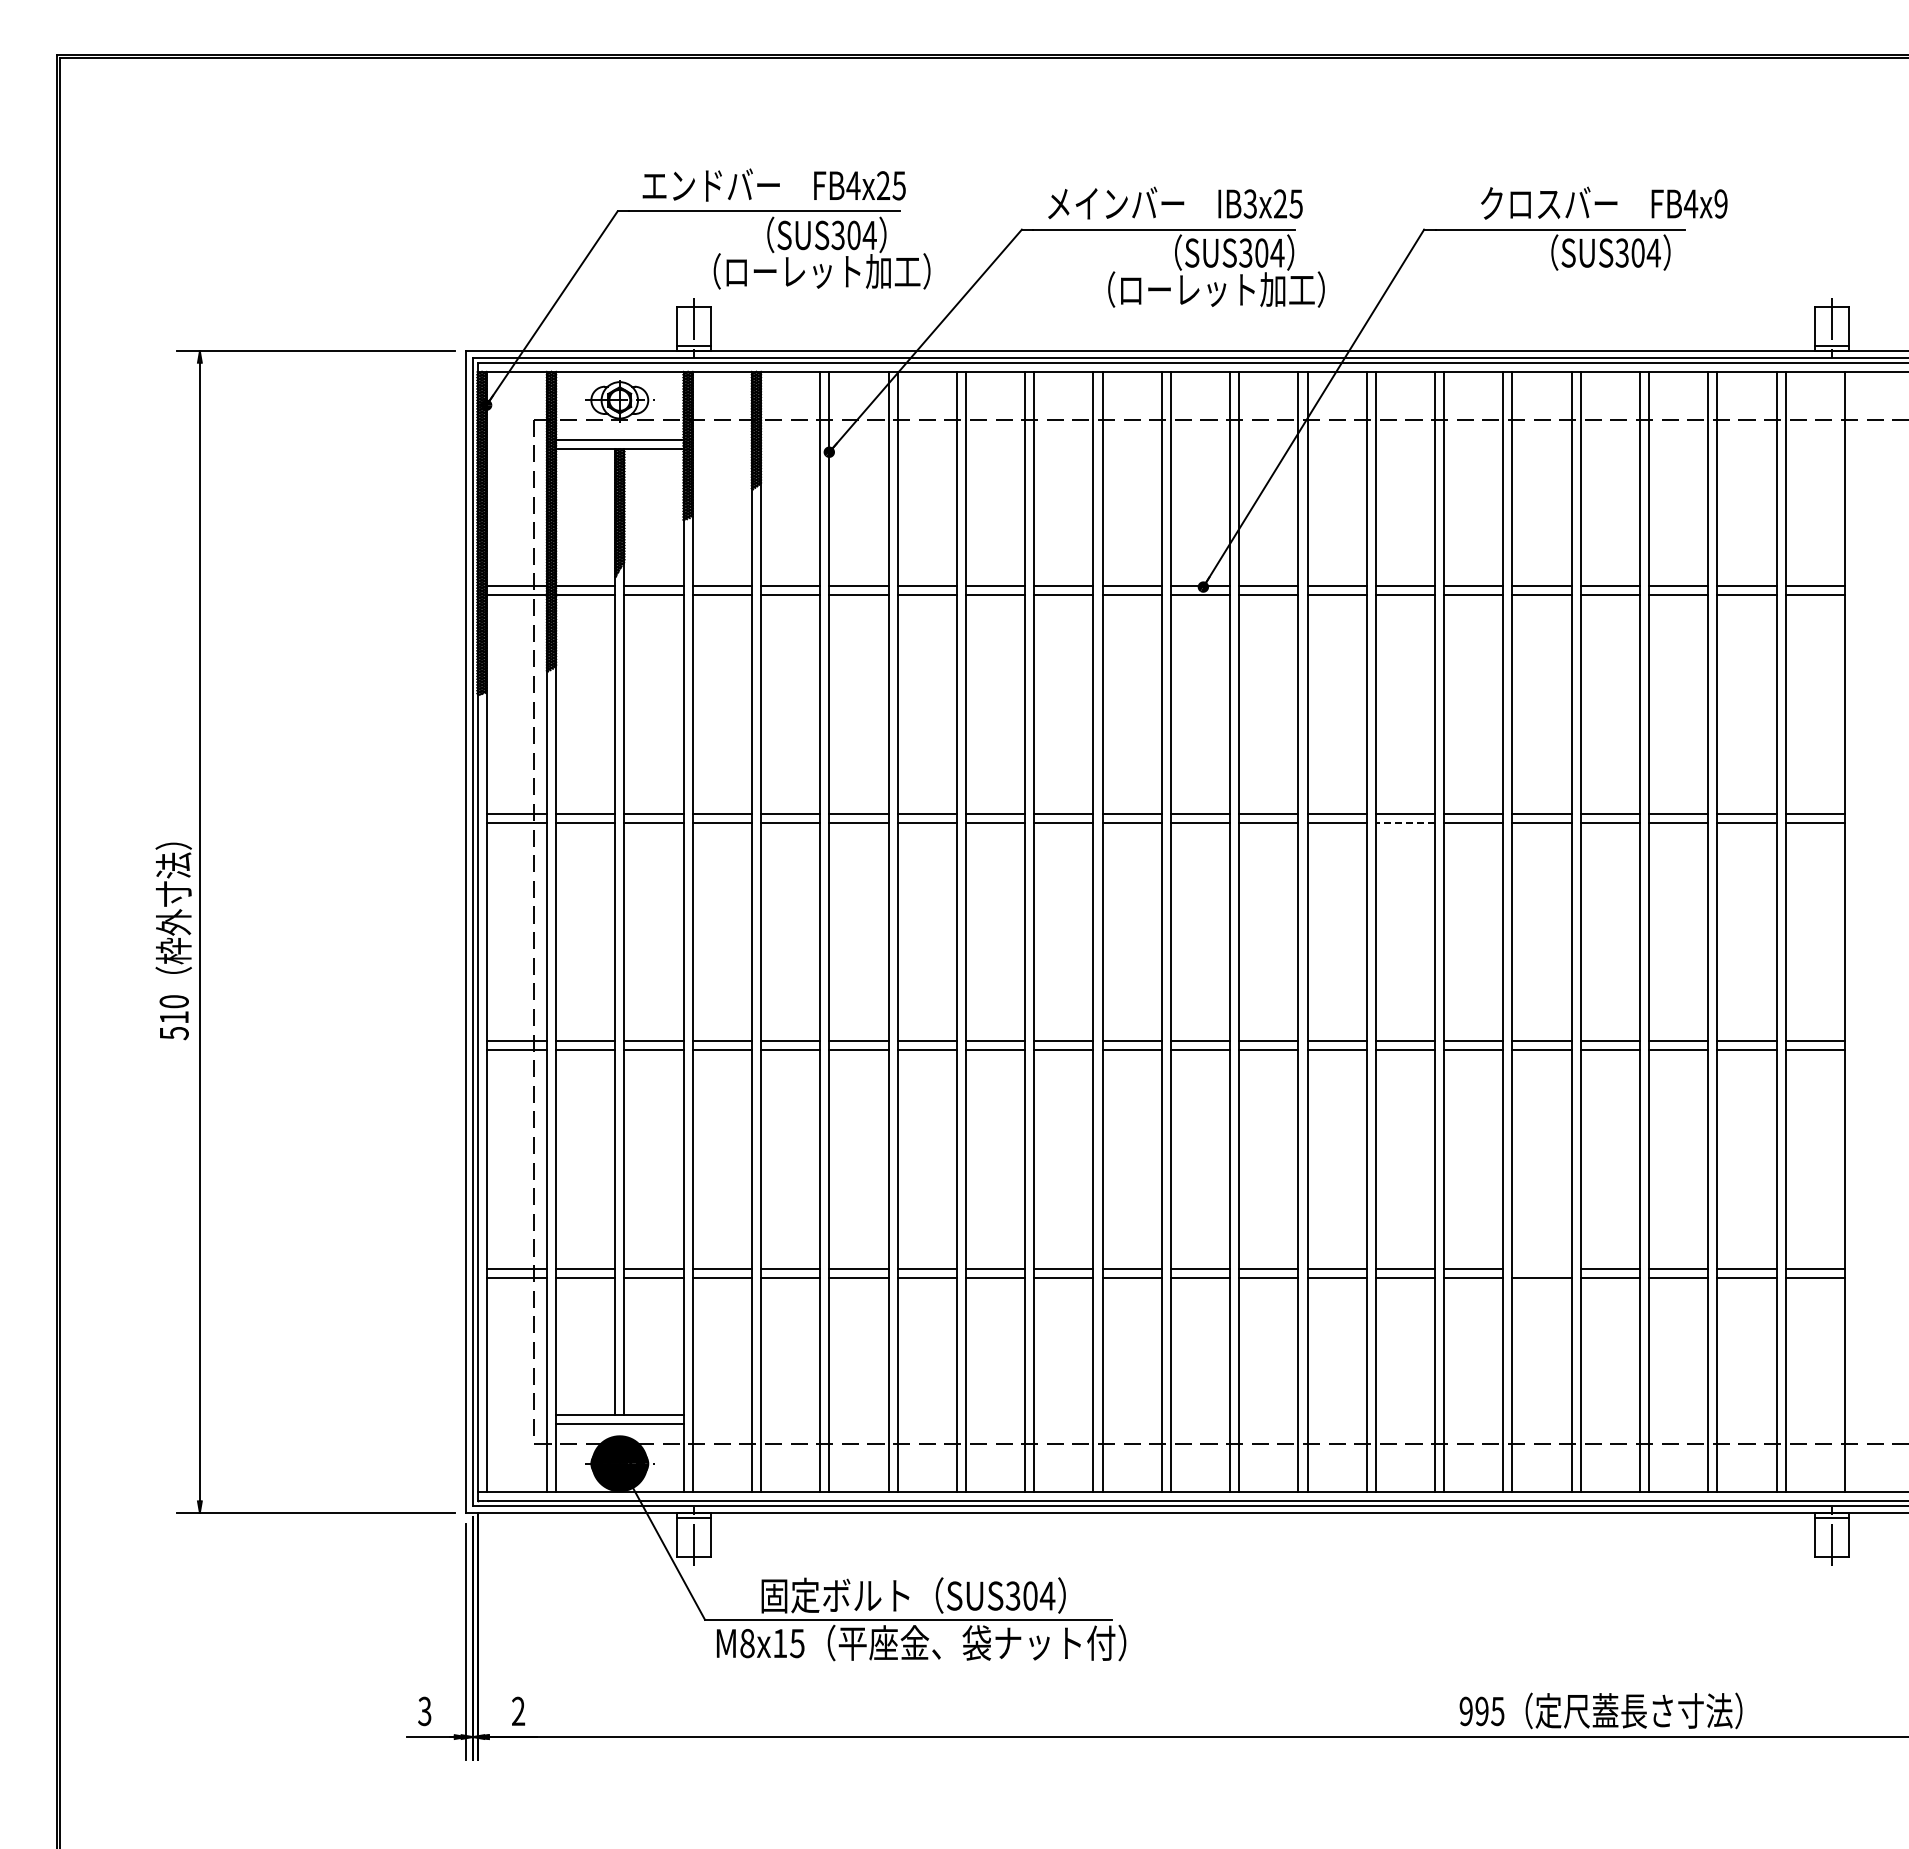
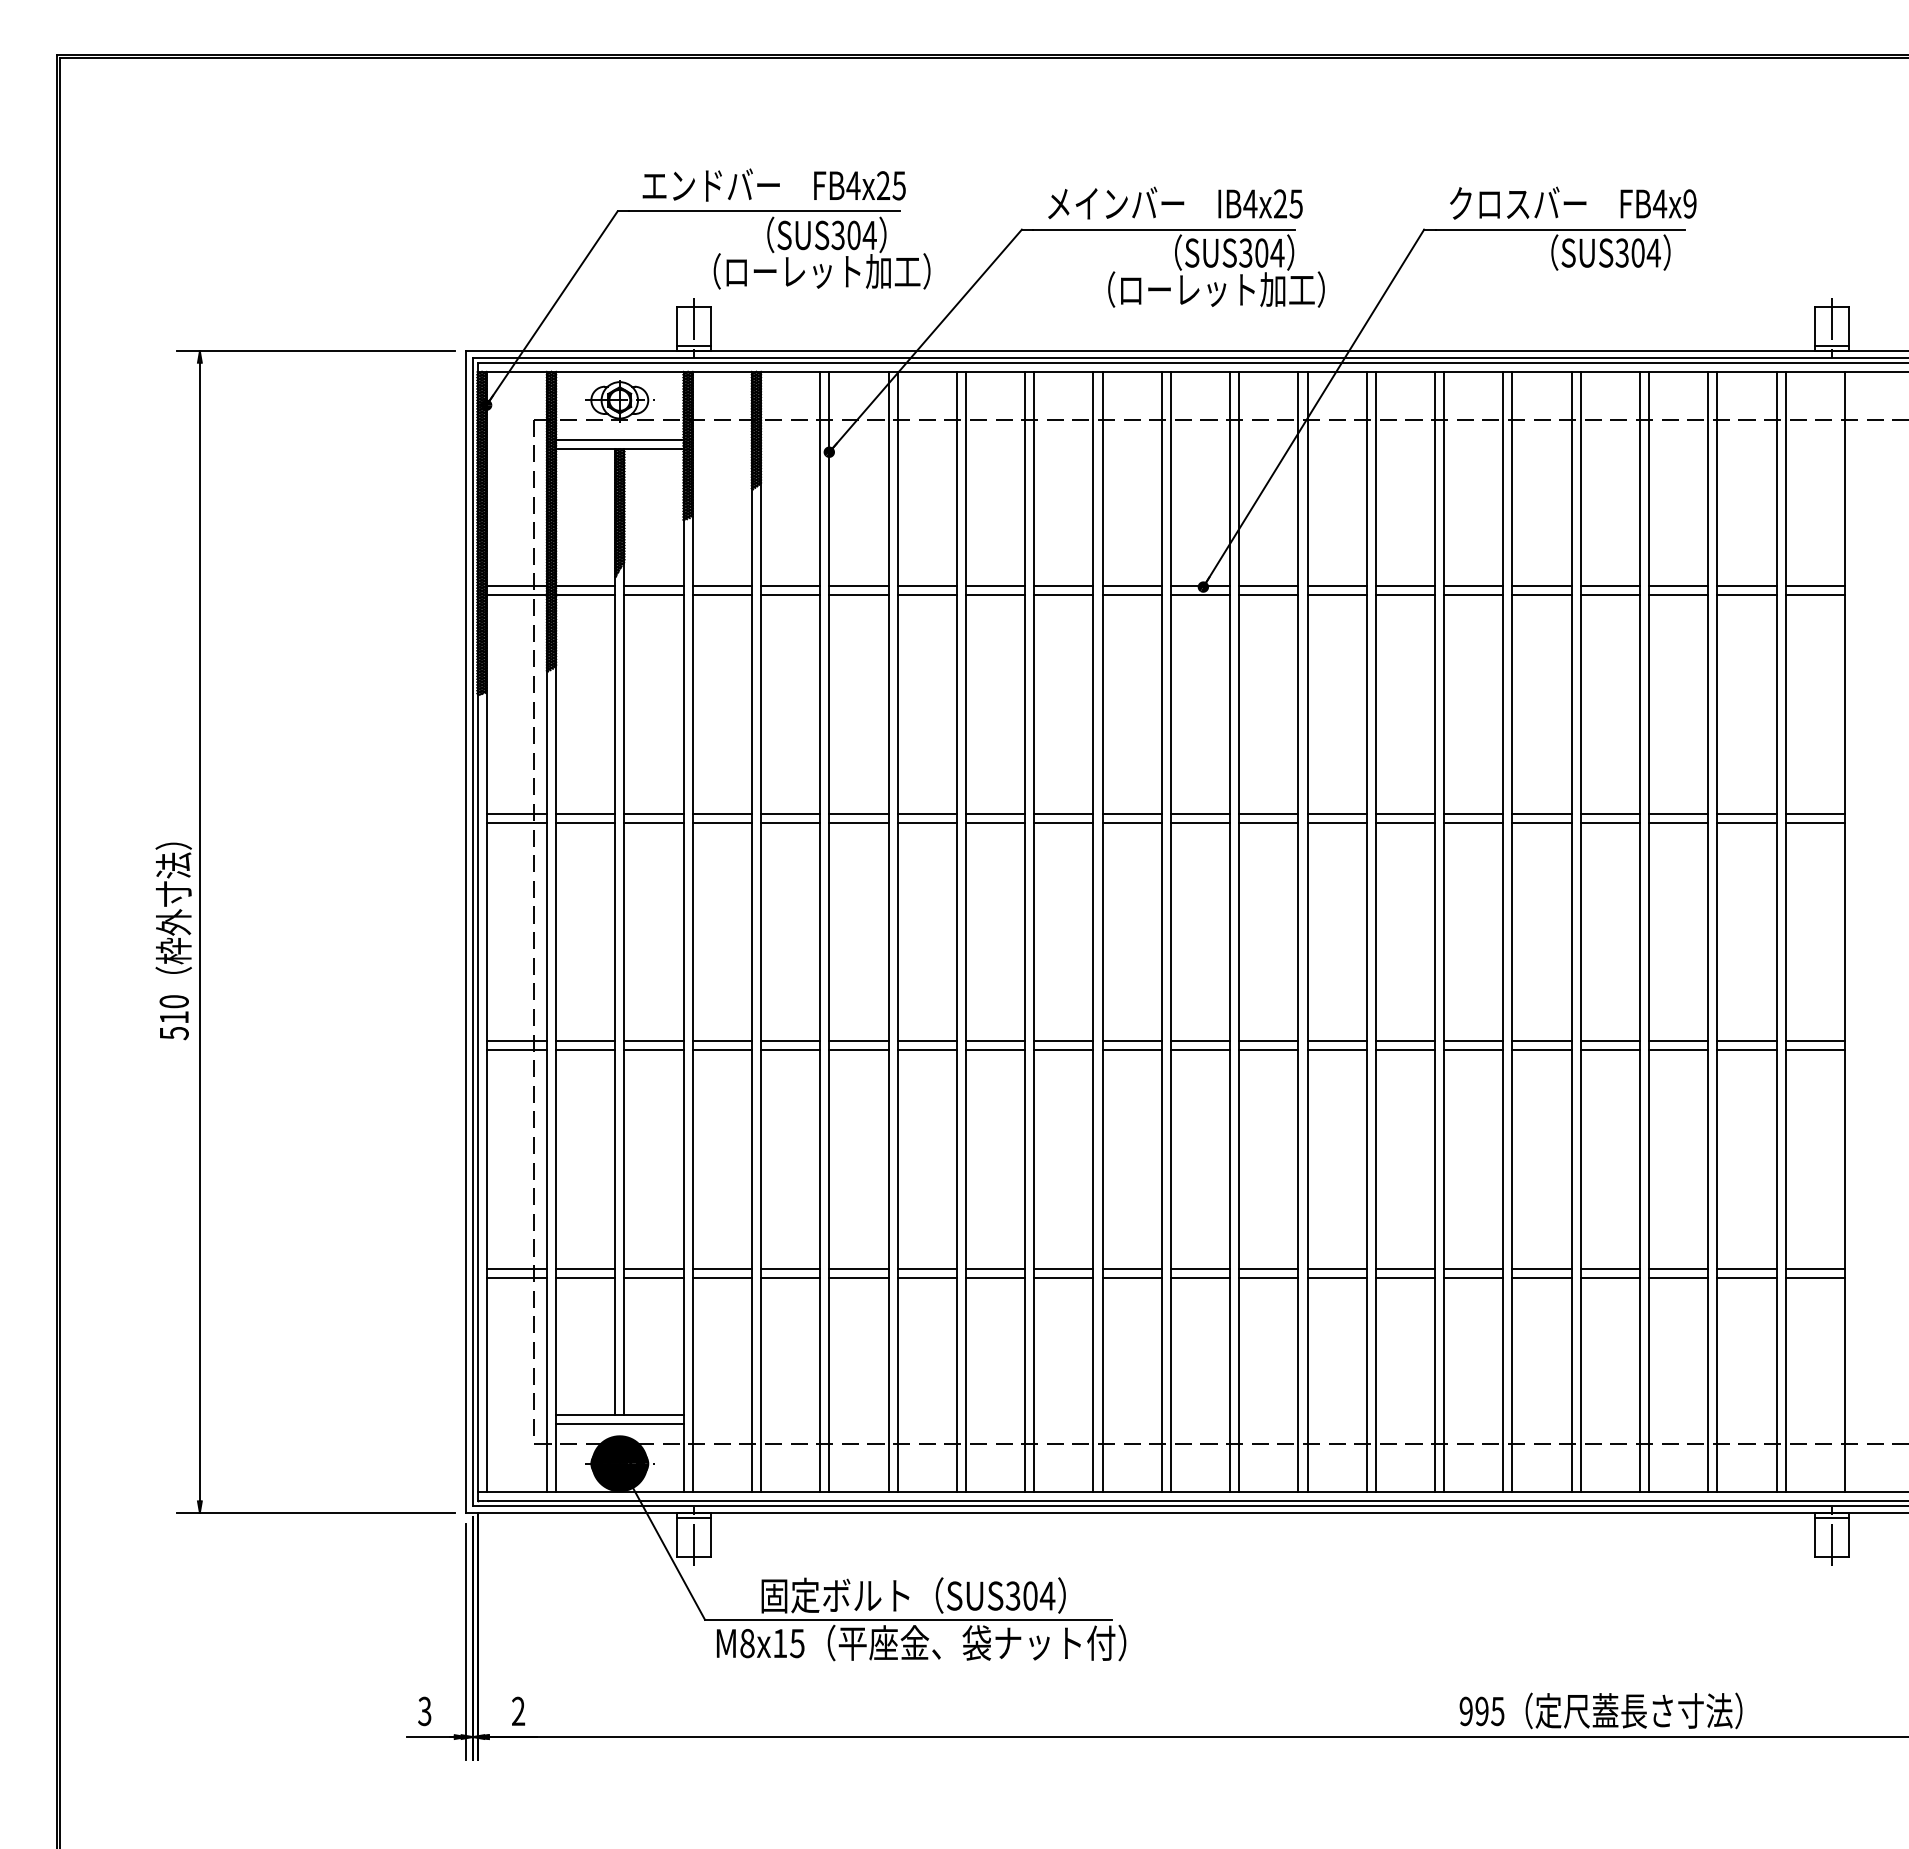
text position: (1604, 202) -> (1573, 202) (1573, 202)
text: IB3x25 -> IB4x25 (1250, 203)
line: dashed -> solid (1405, 822)
line: none -> present (1541, 1269)
